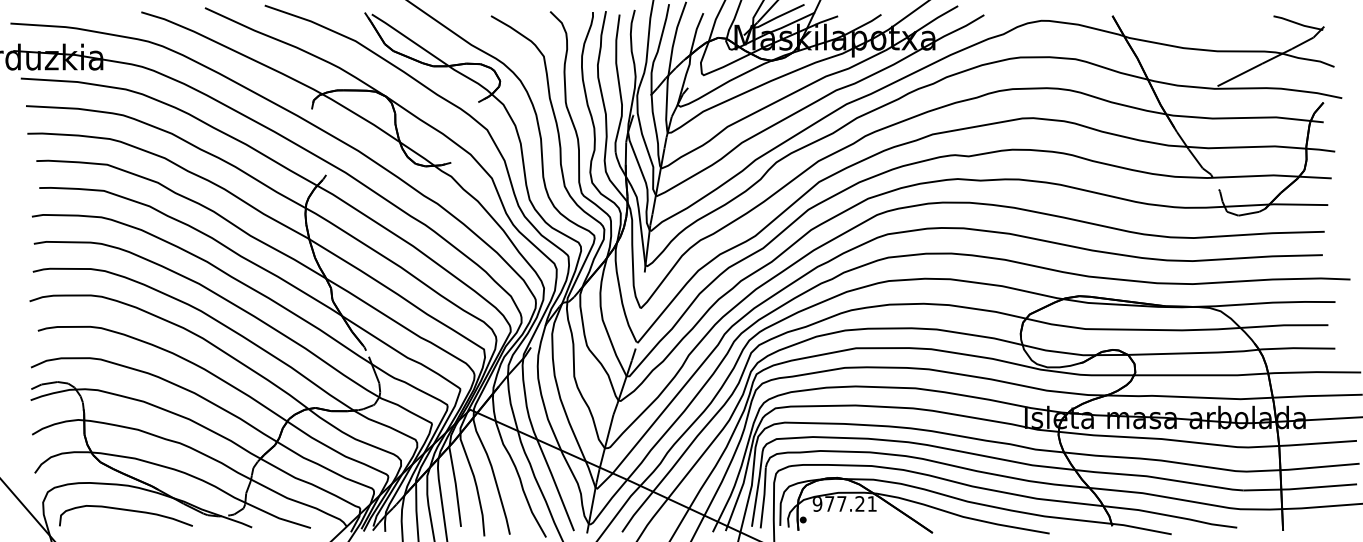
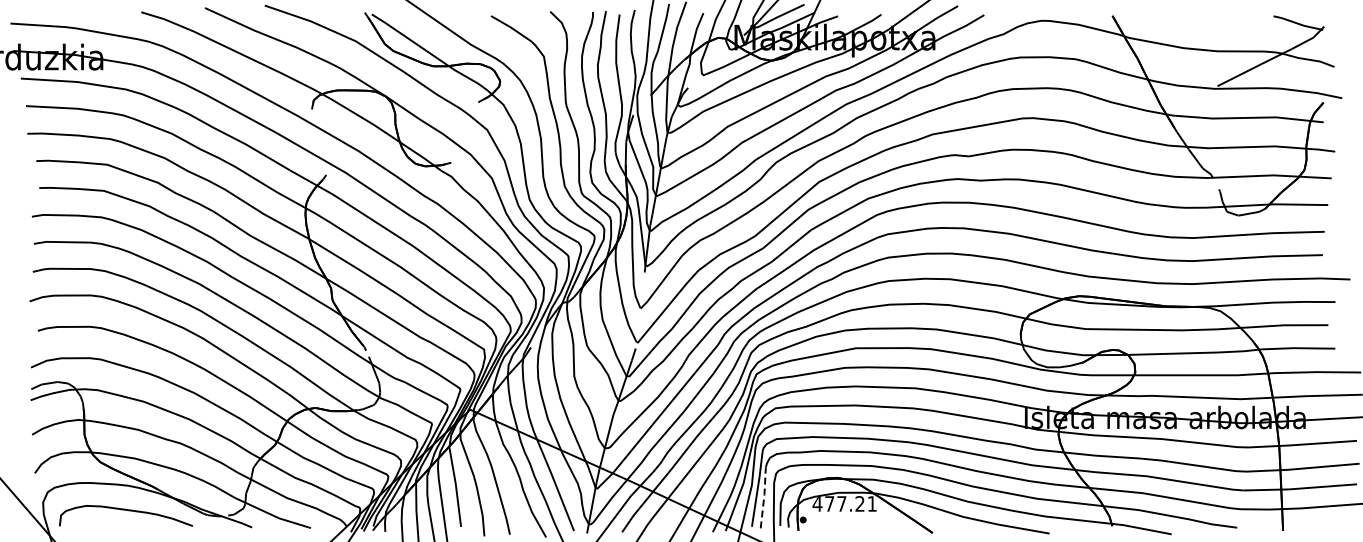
line: solid -> dashed (764, 497)
text: 977.21 -> 477.21 (817, 504)
